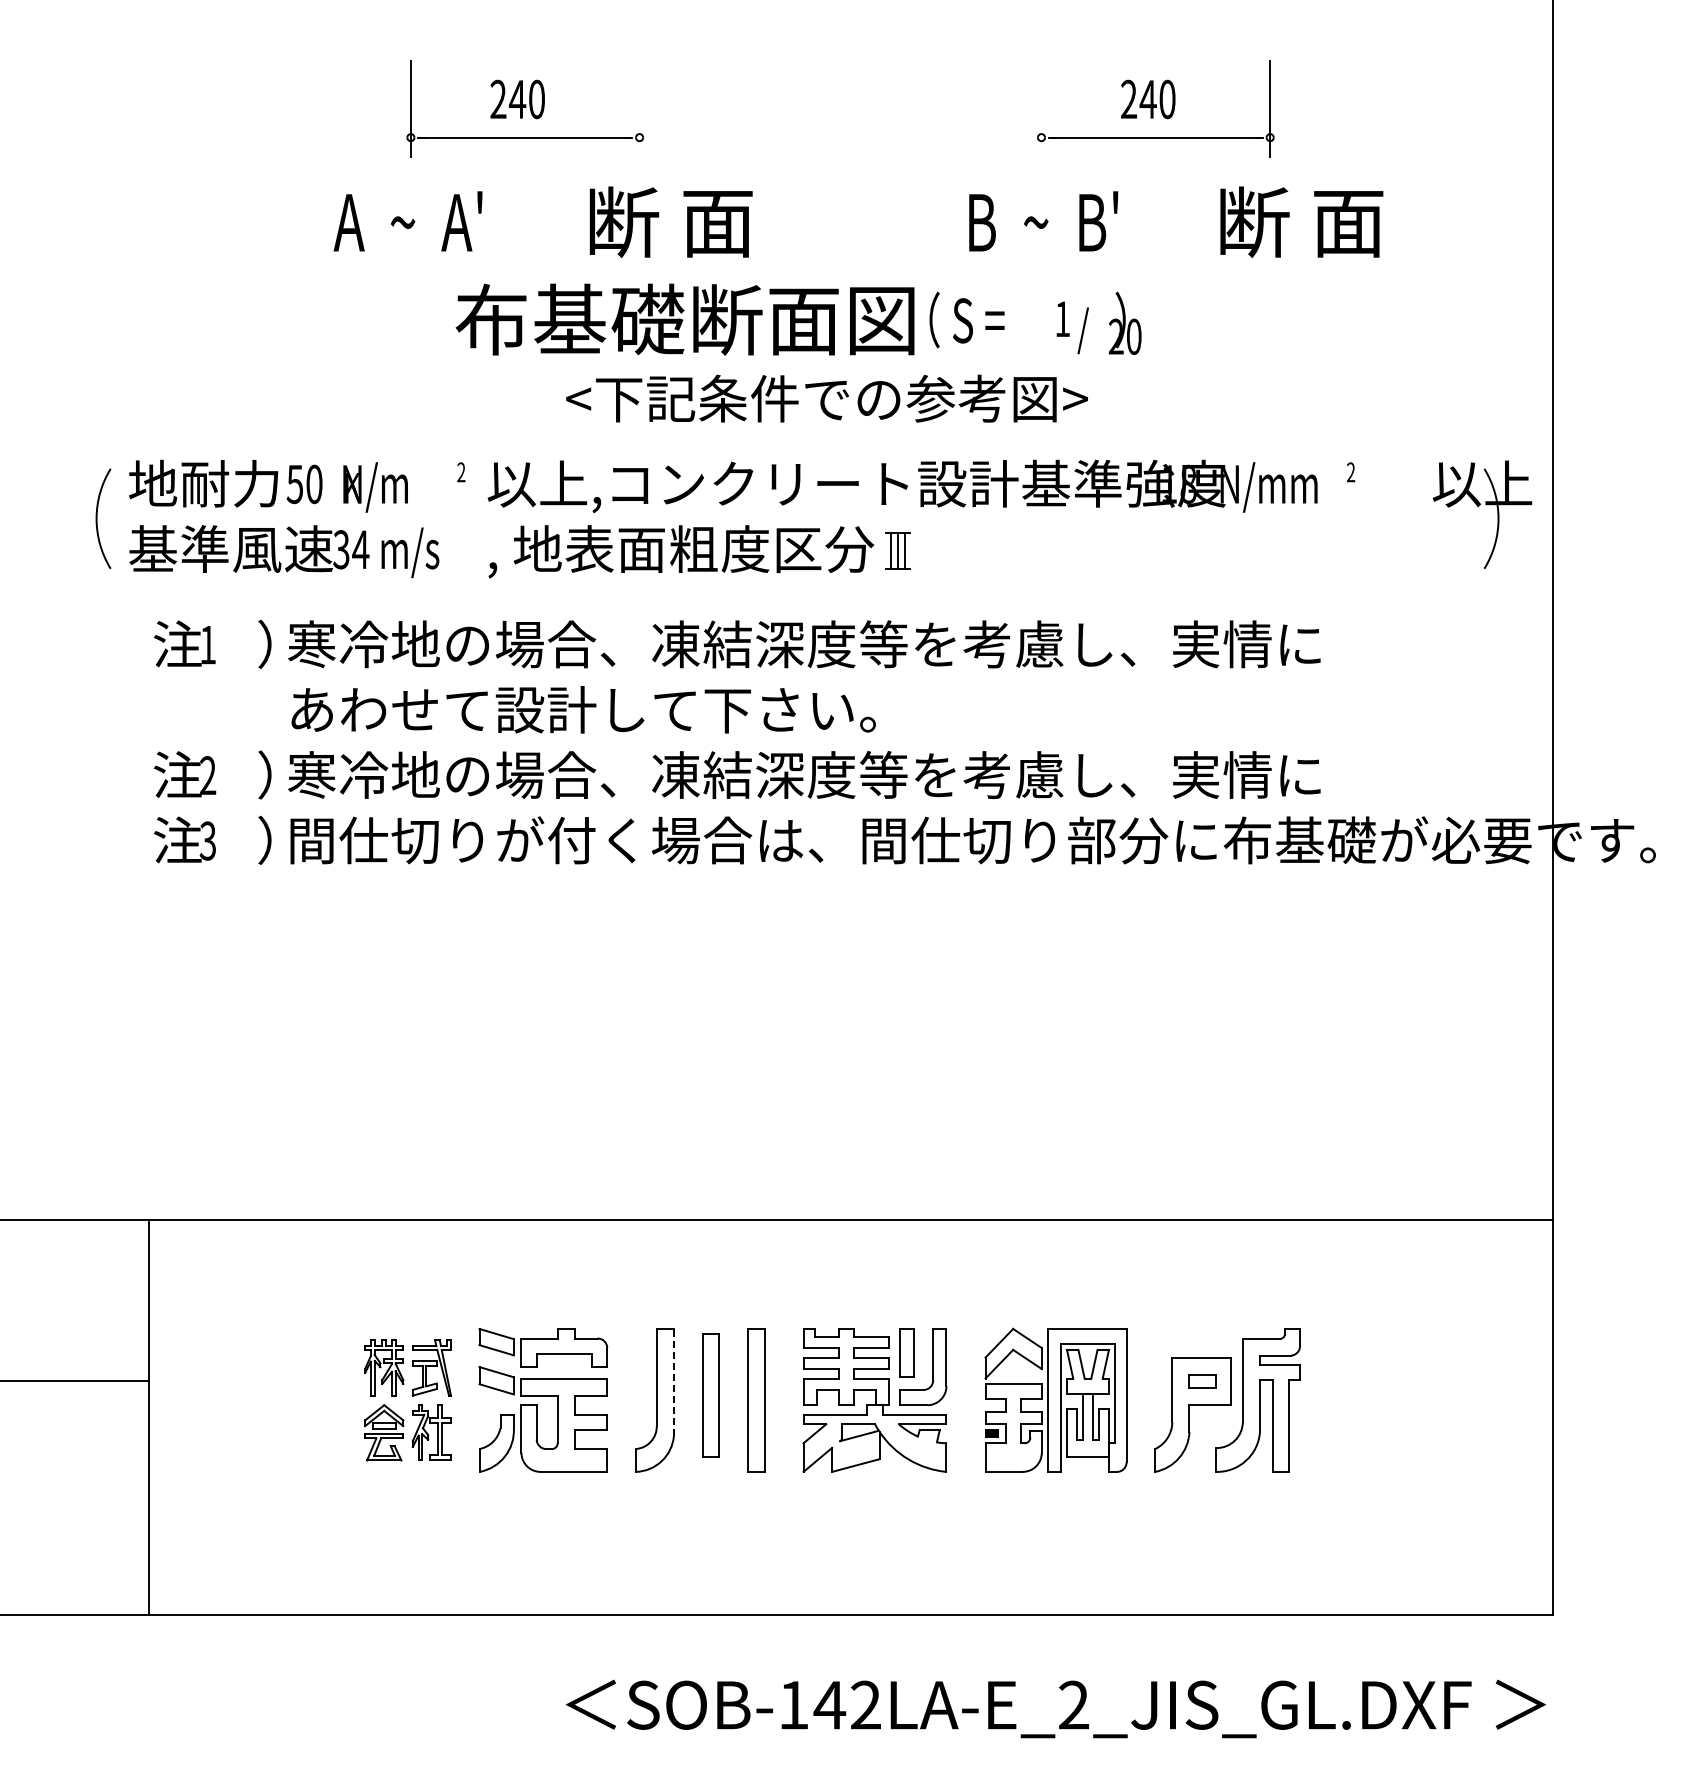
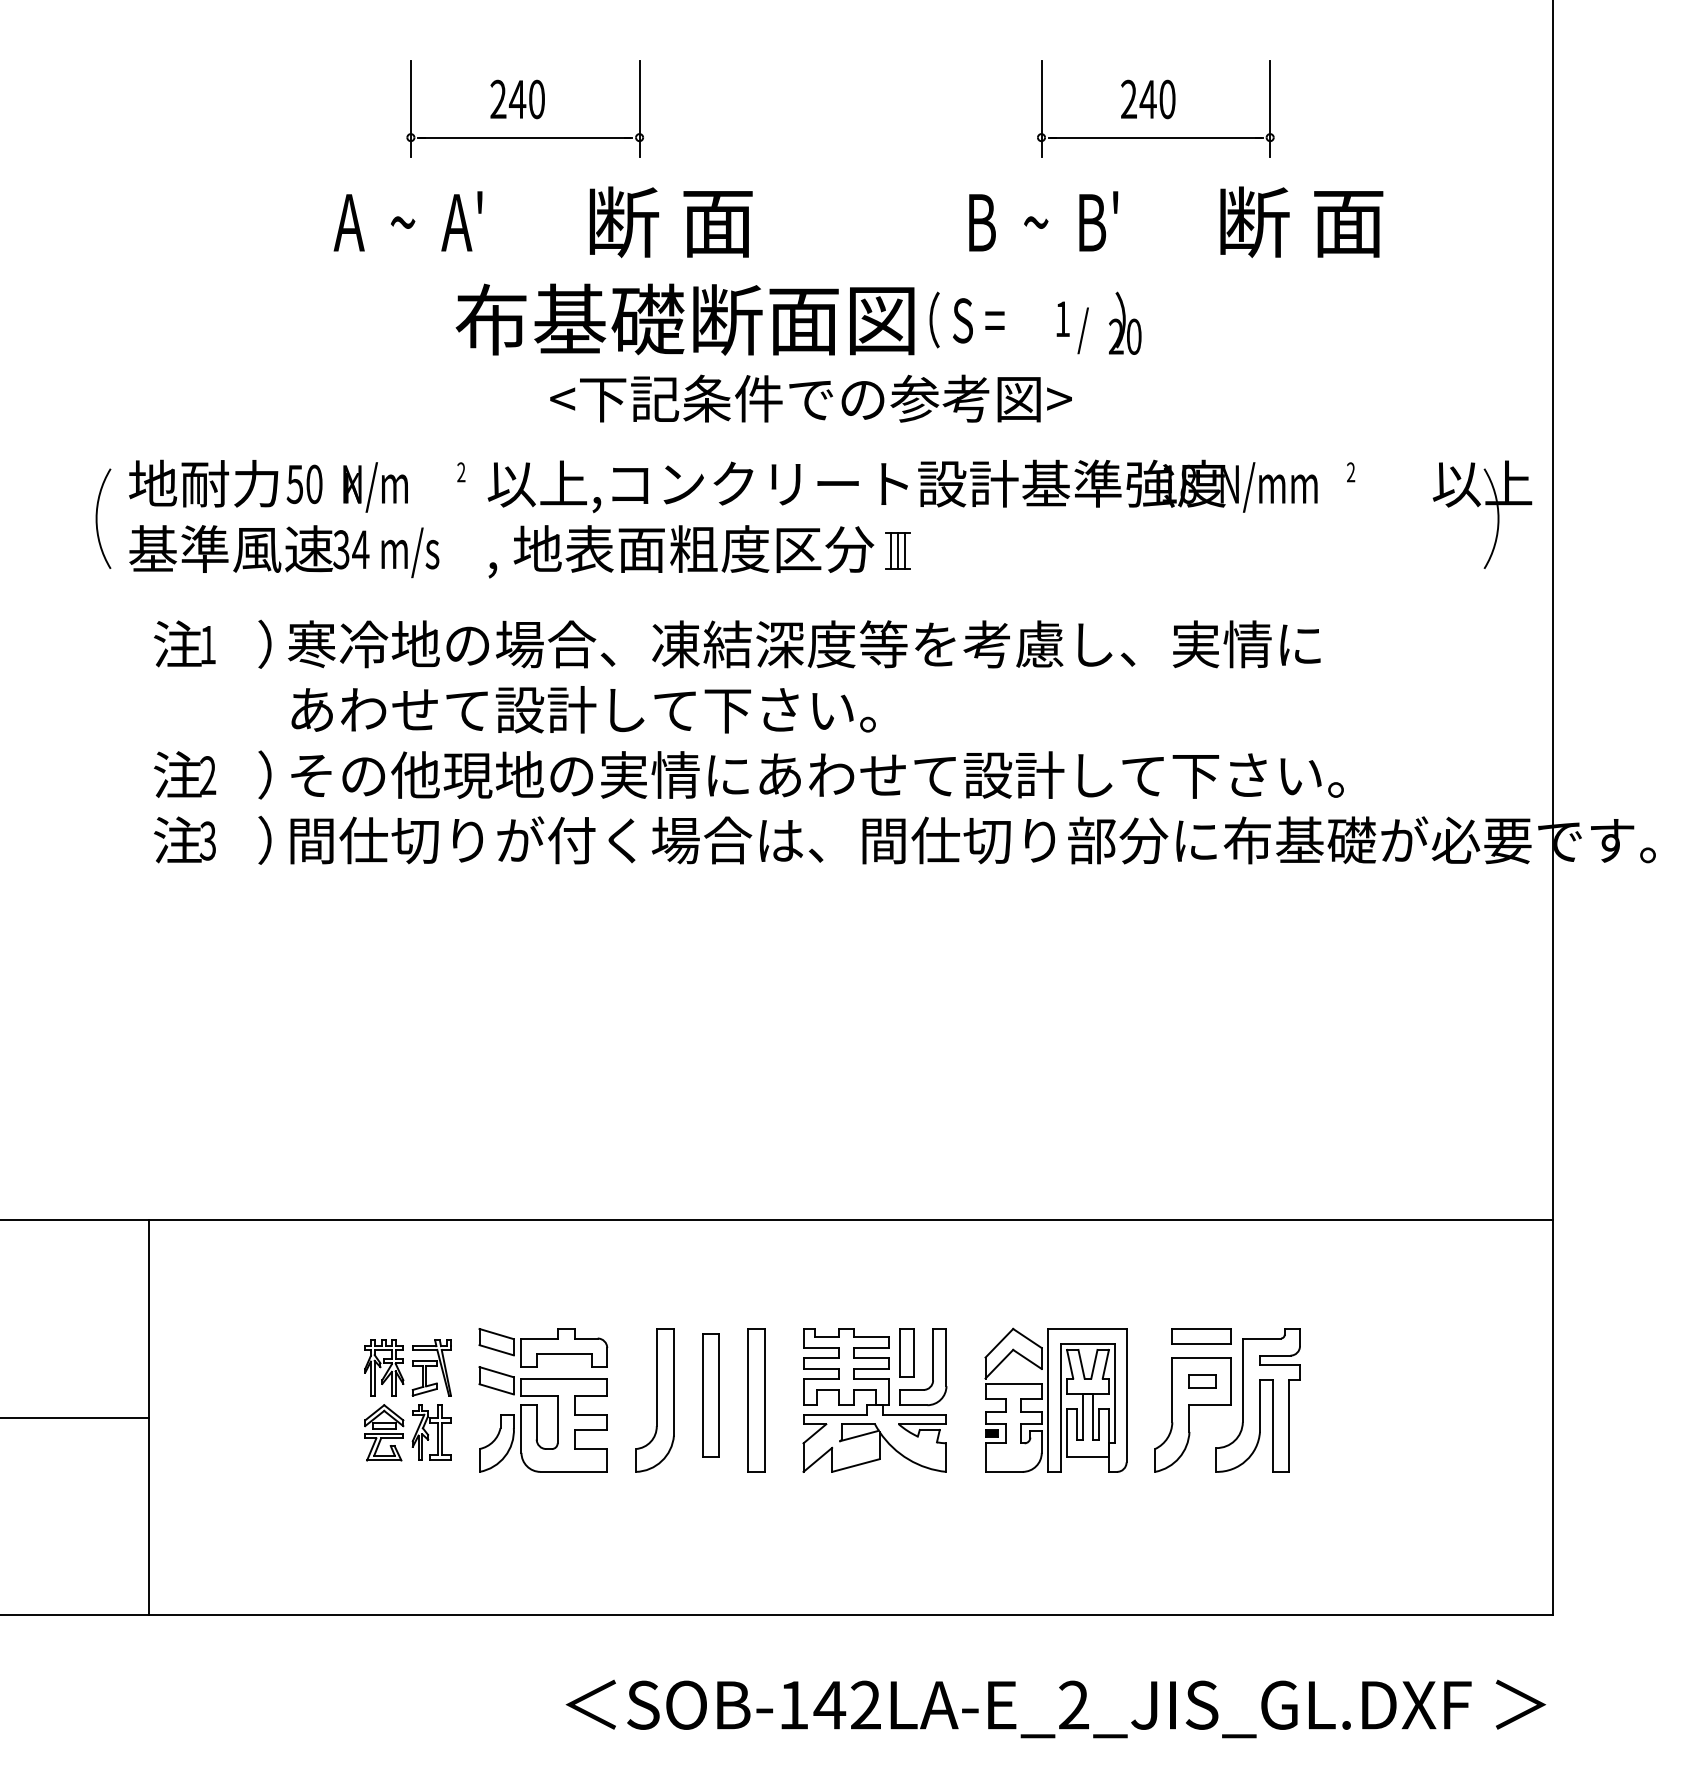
line: none -> present (639, 108)
line: none -> present (1041, 108)
text position: (826, 398) -> (810, 398) (810, 398)
text: 寒冷地の場合、凍結深度等を考慮し、実情に -> その他現地の実情にあわせて設計して下さい。 (815, 775)
part: none -> present (1201, 1336)
line position: (75, 1380) -> (75, 1417) (75, 1417)
line: dashed -> solid (673, 1381)
